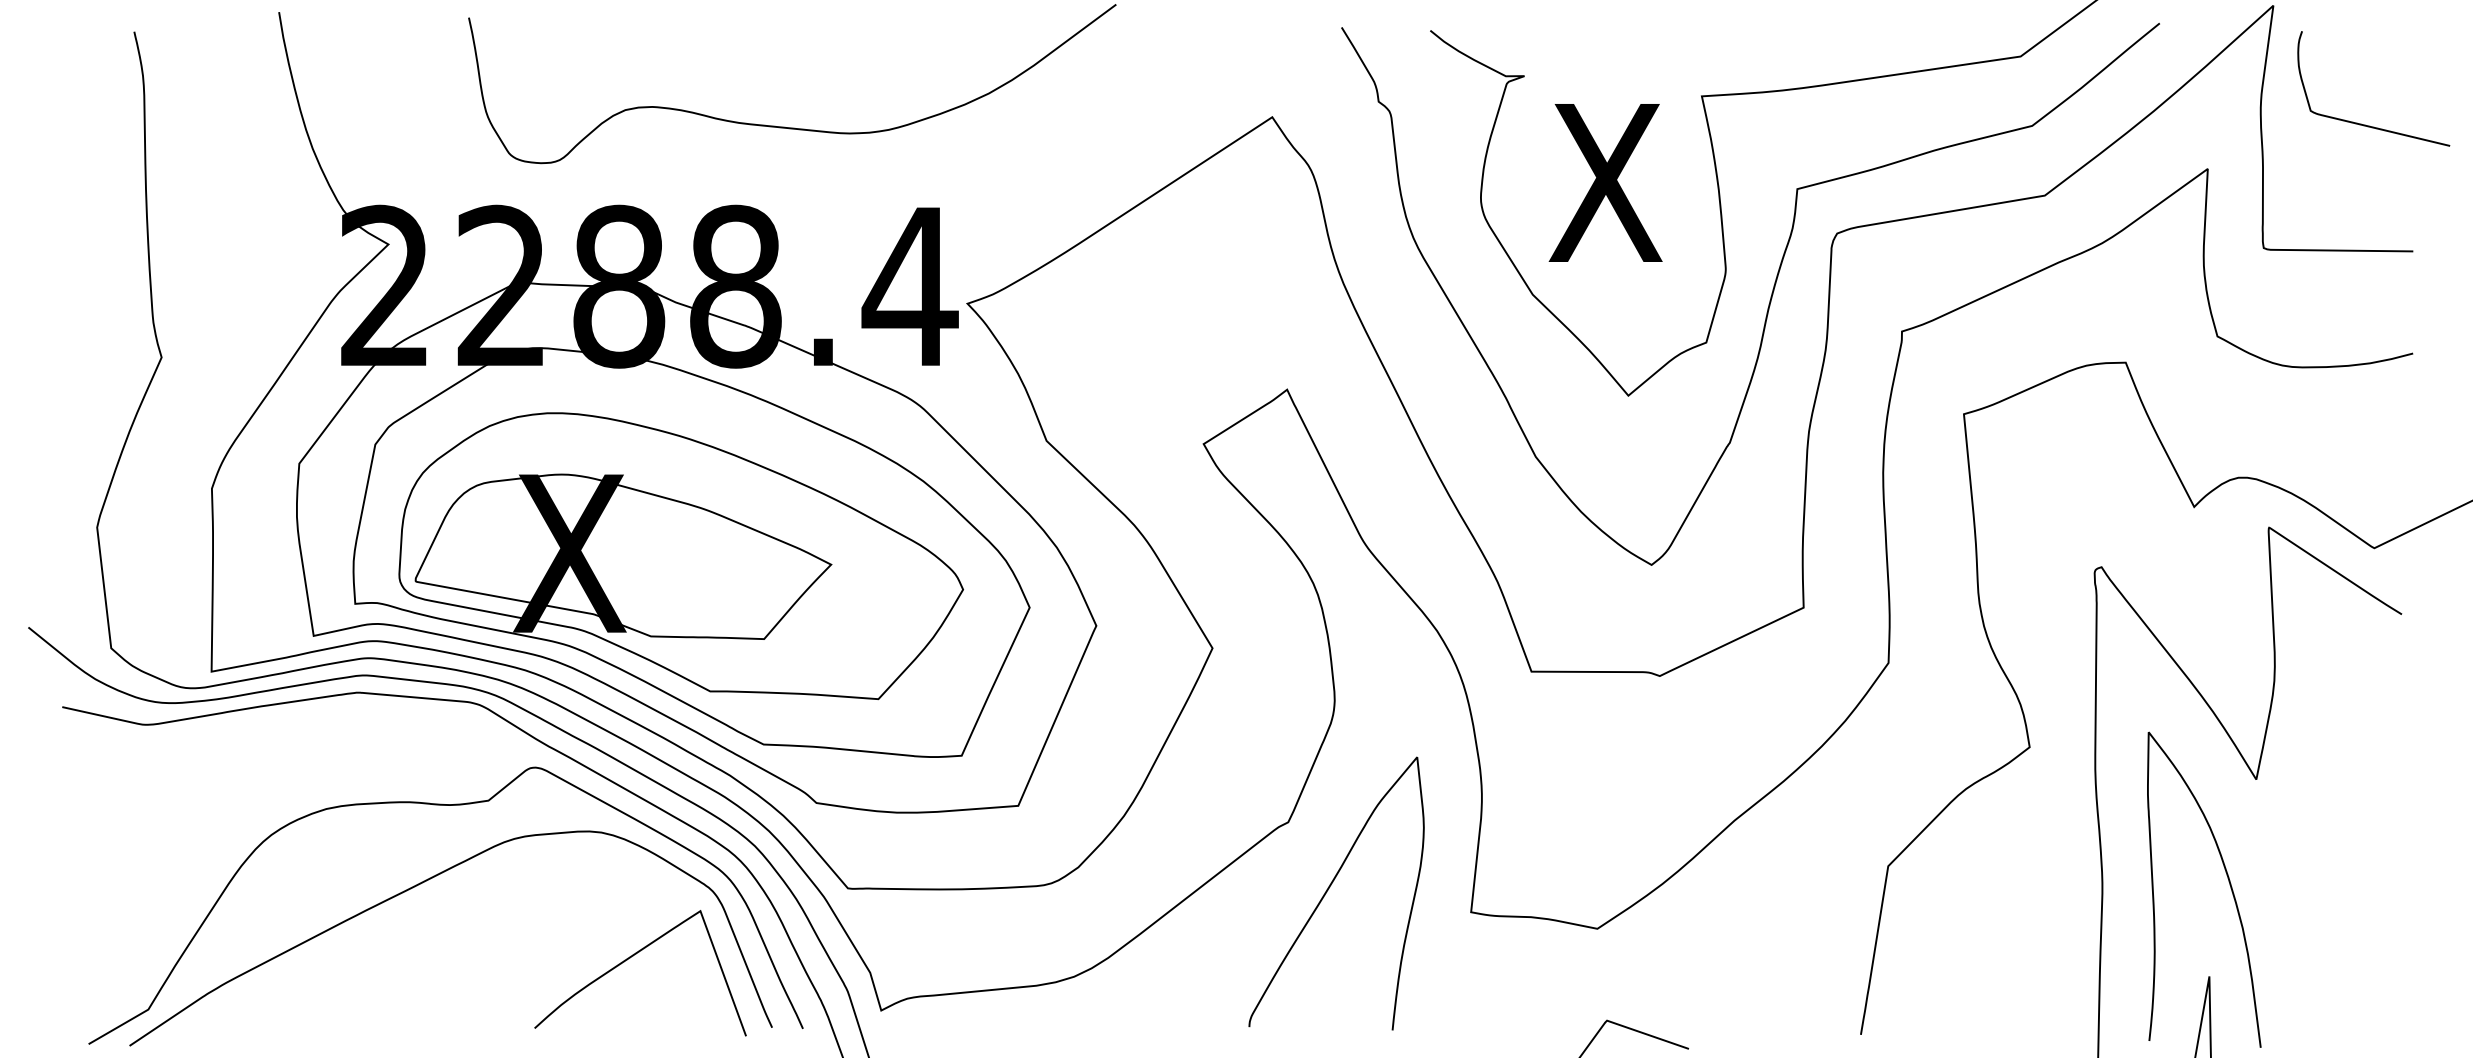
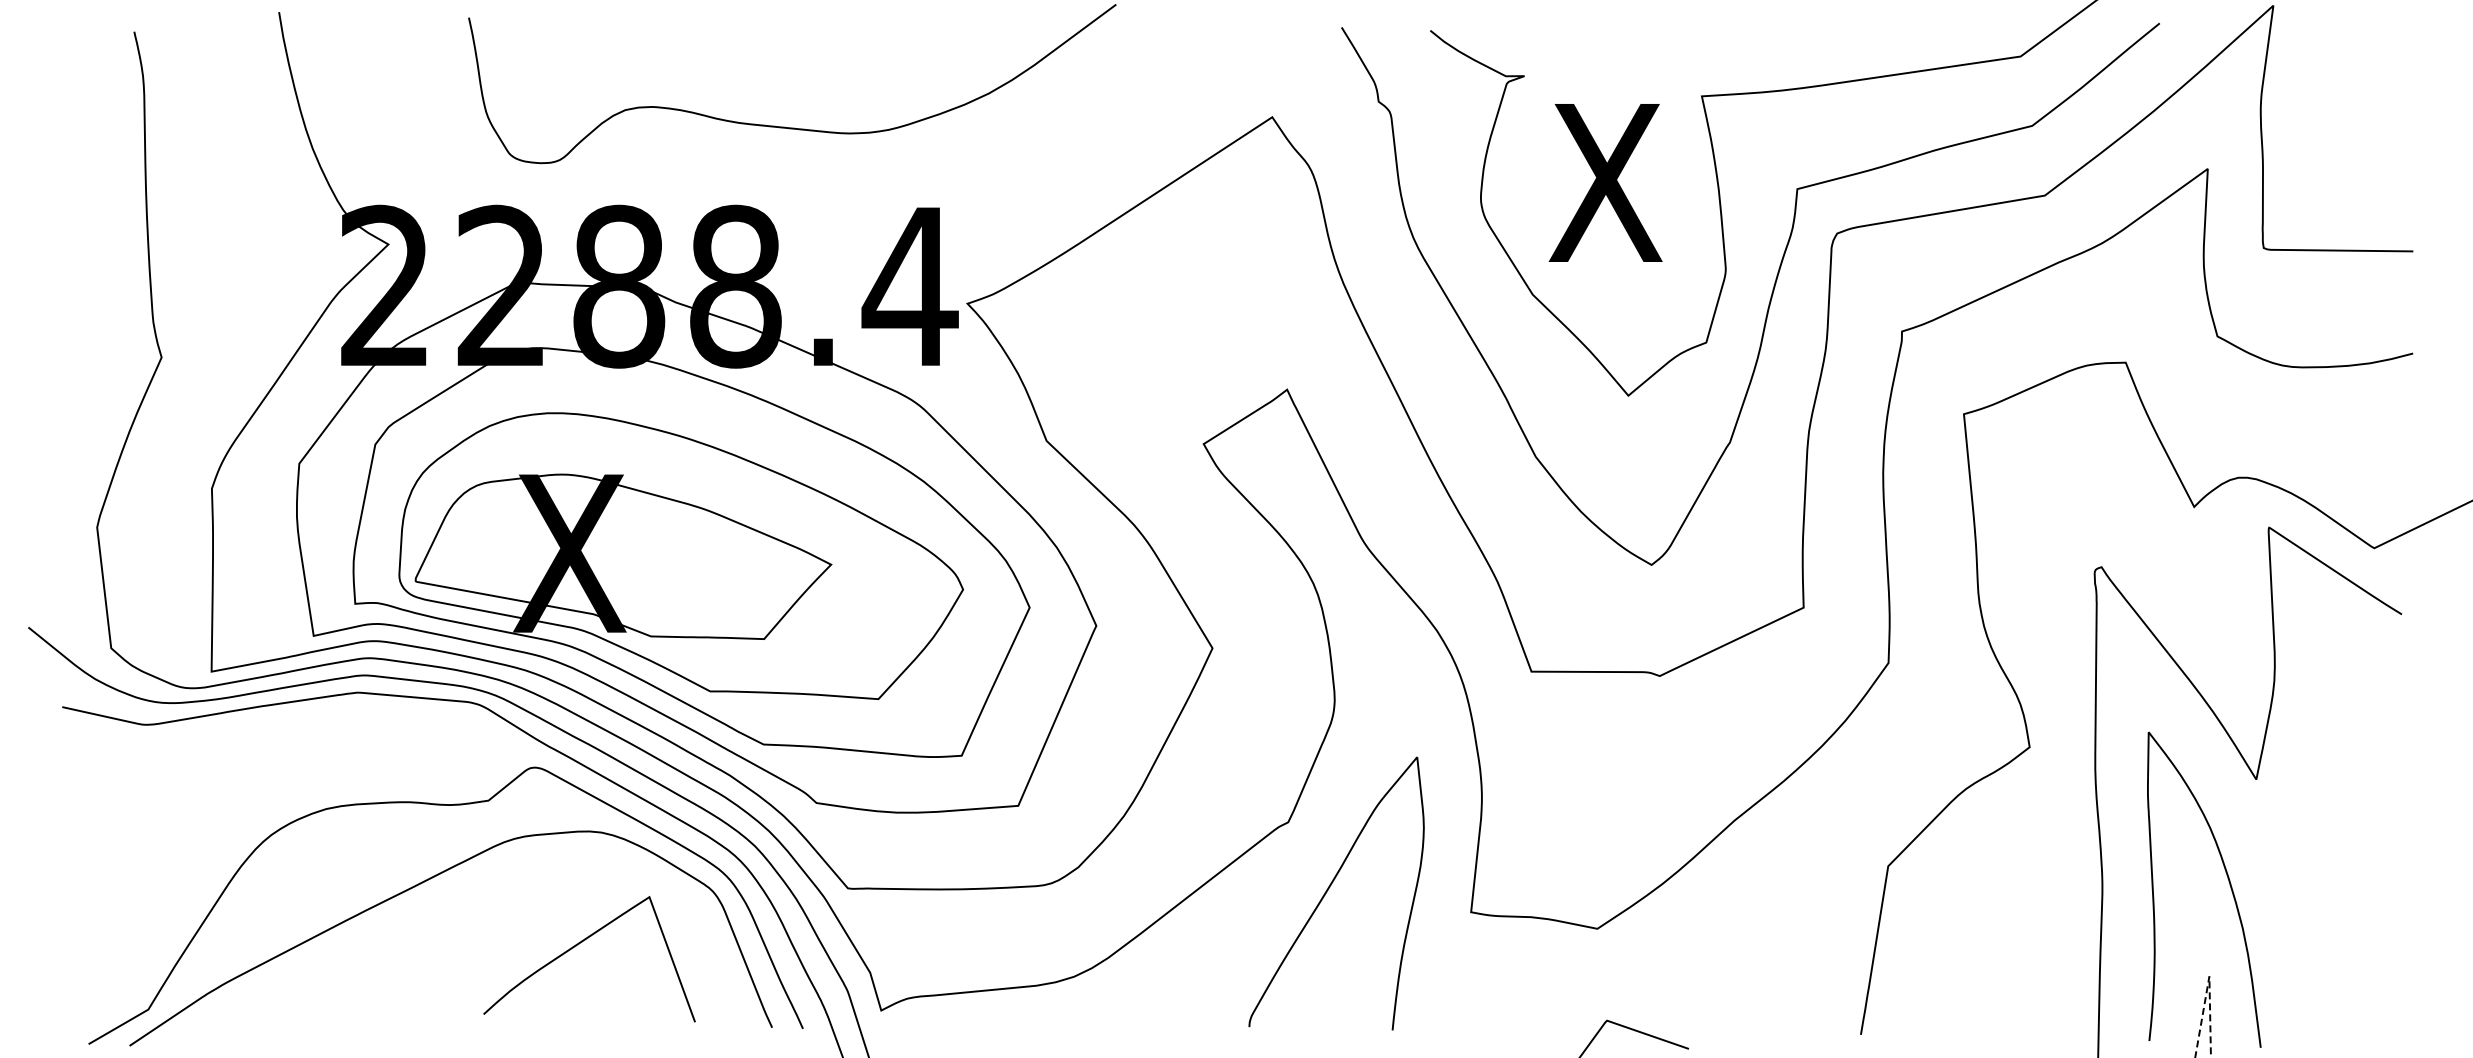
curve: present -> none (2365, 124)
curve position: (630, 958) -> (579, 944) (579, 944)
line: solid -> dashed (2209, 976)
